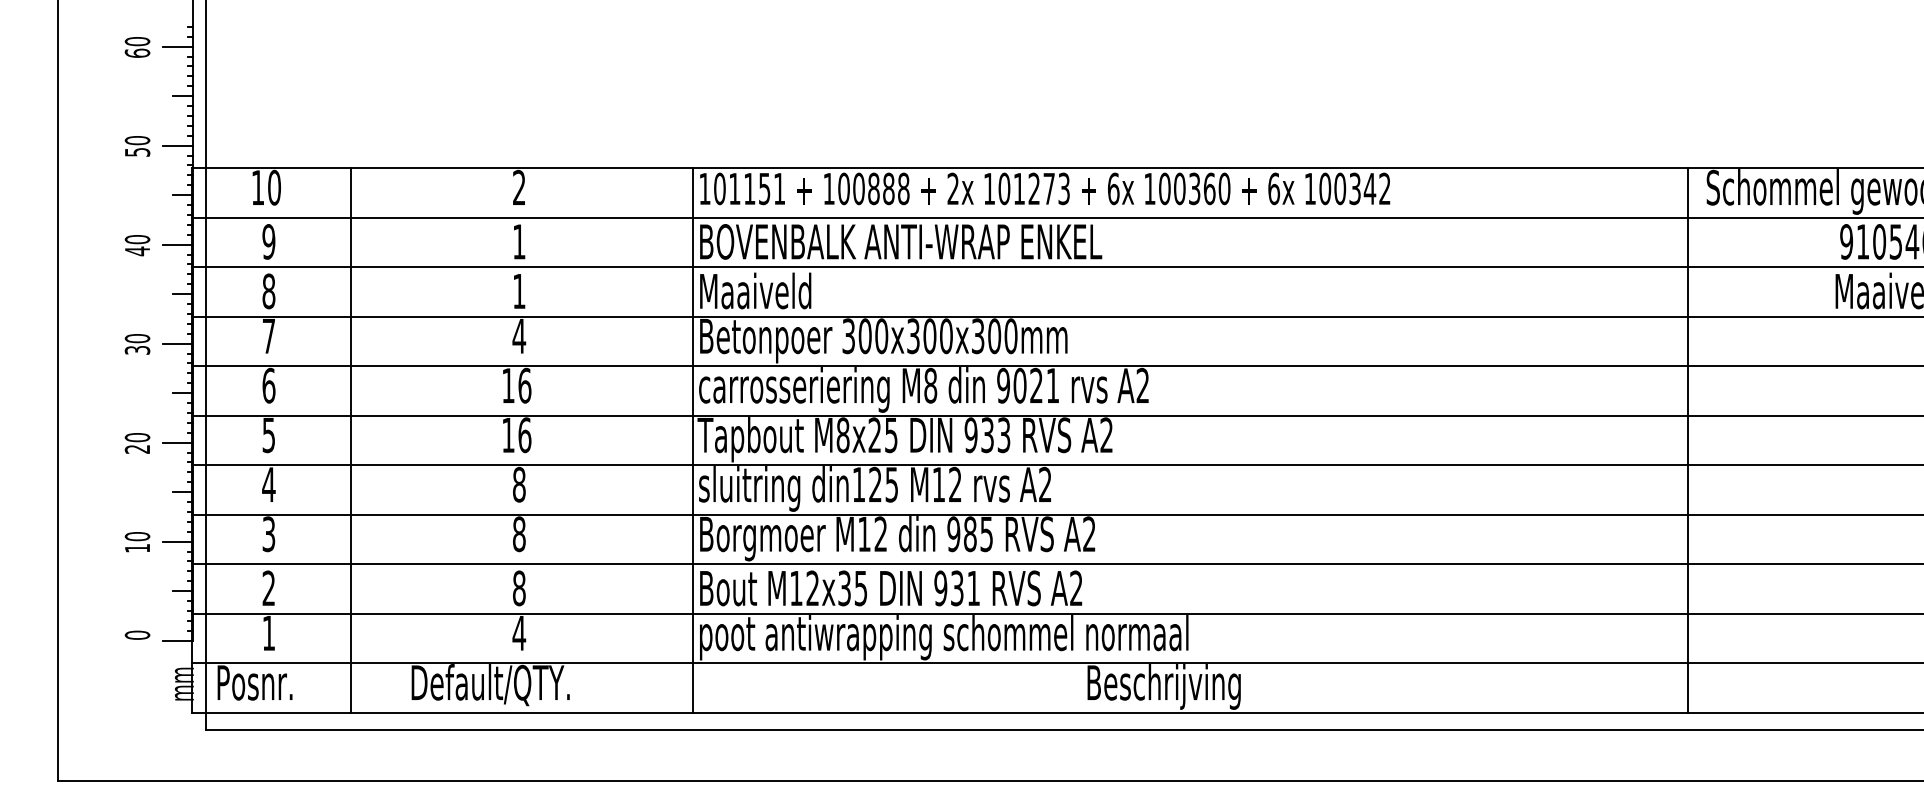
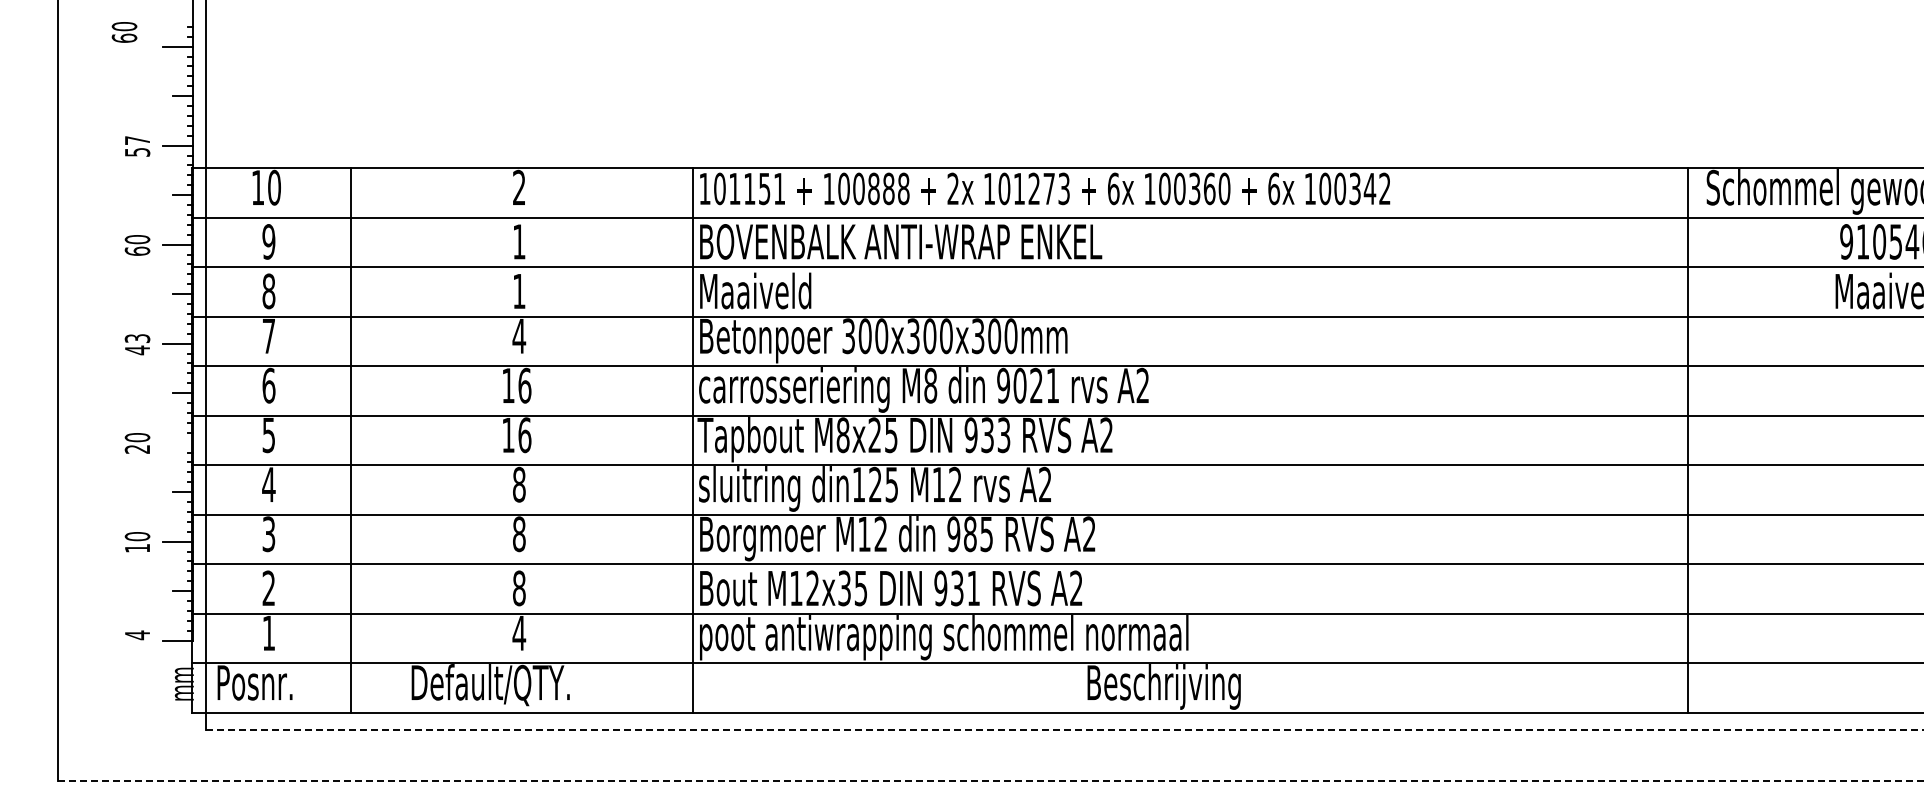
text position: (137, 47) -> (124, 32) (124, 32)
text: 50 -> 57 (137, 140)
text: 40 -> 60 (137, 251)
text: 30 -> 43 (137, 344)
line: present -> none (177, 442)
text: 0 -> 4 (137, 635)
line: solid -> dashed (1065, 730)
line: solid -> dashed (990, 780)
